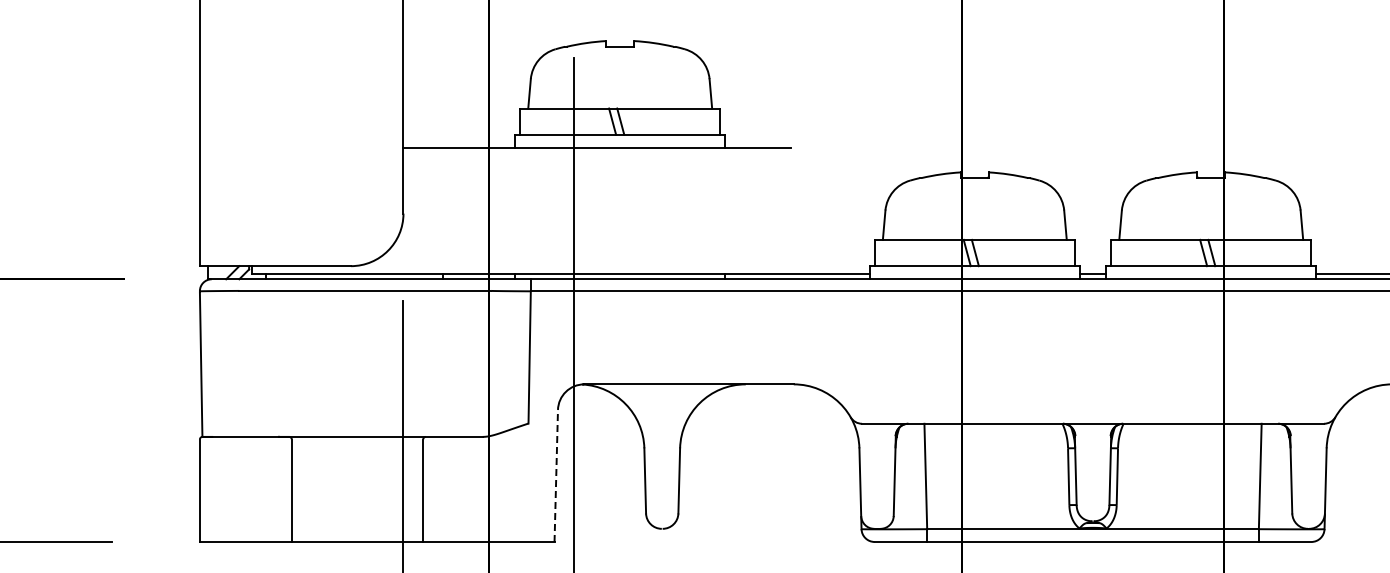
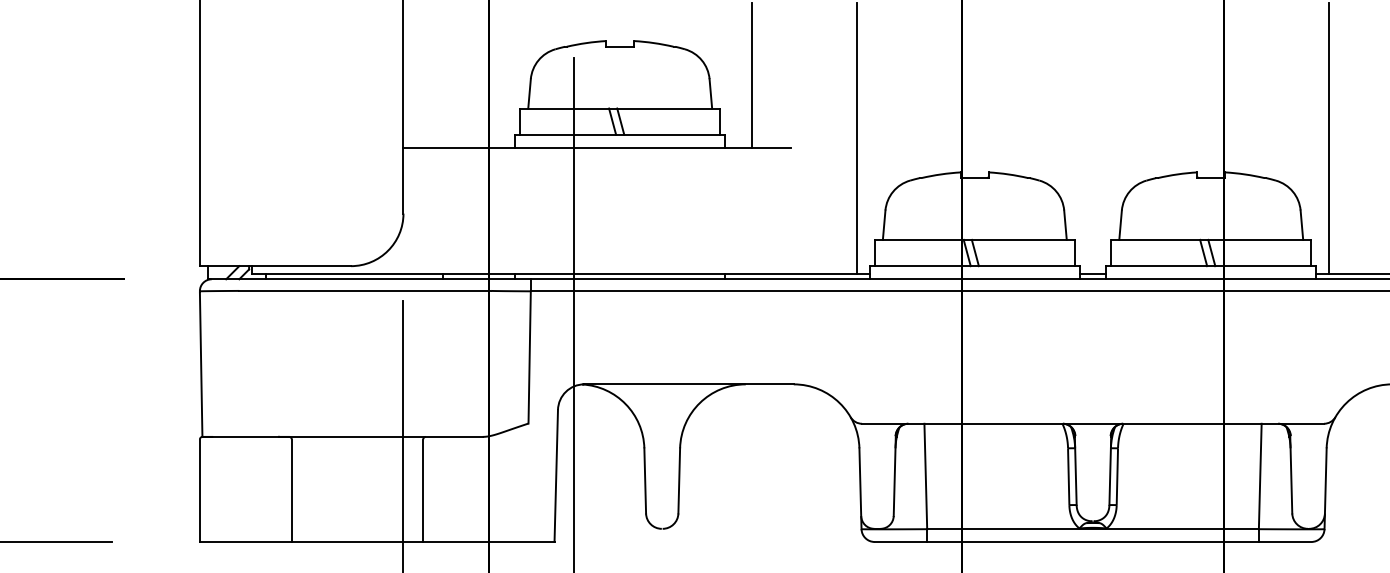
line: none -> present (751, 75)
line: none -> present (856, 138)
line: none -> present (1329, 138)
line: dashed -> solid (556, 475)
